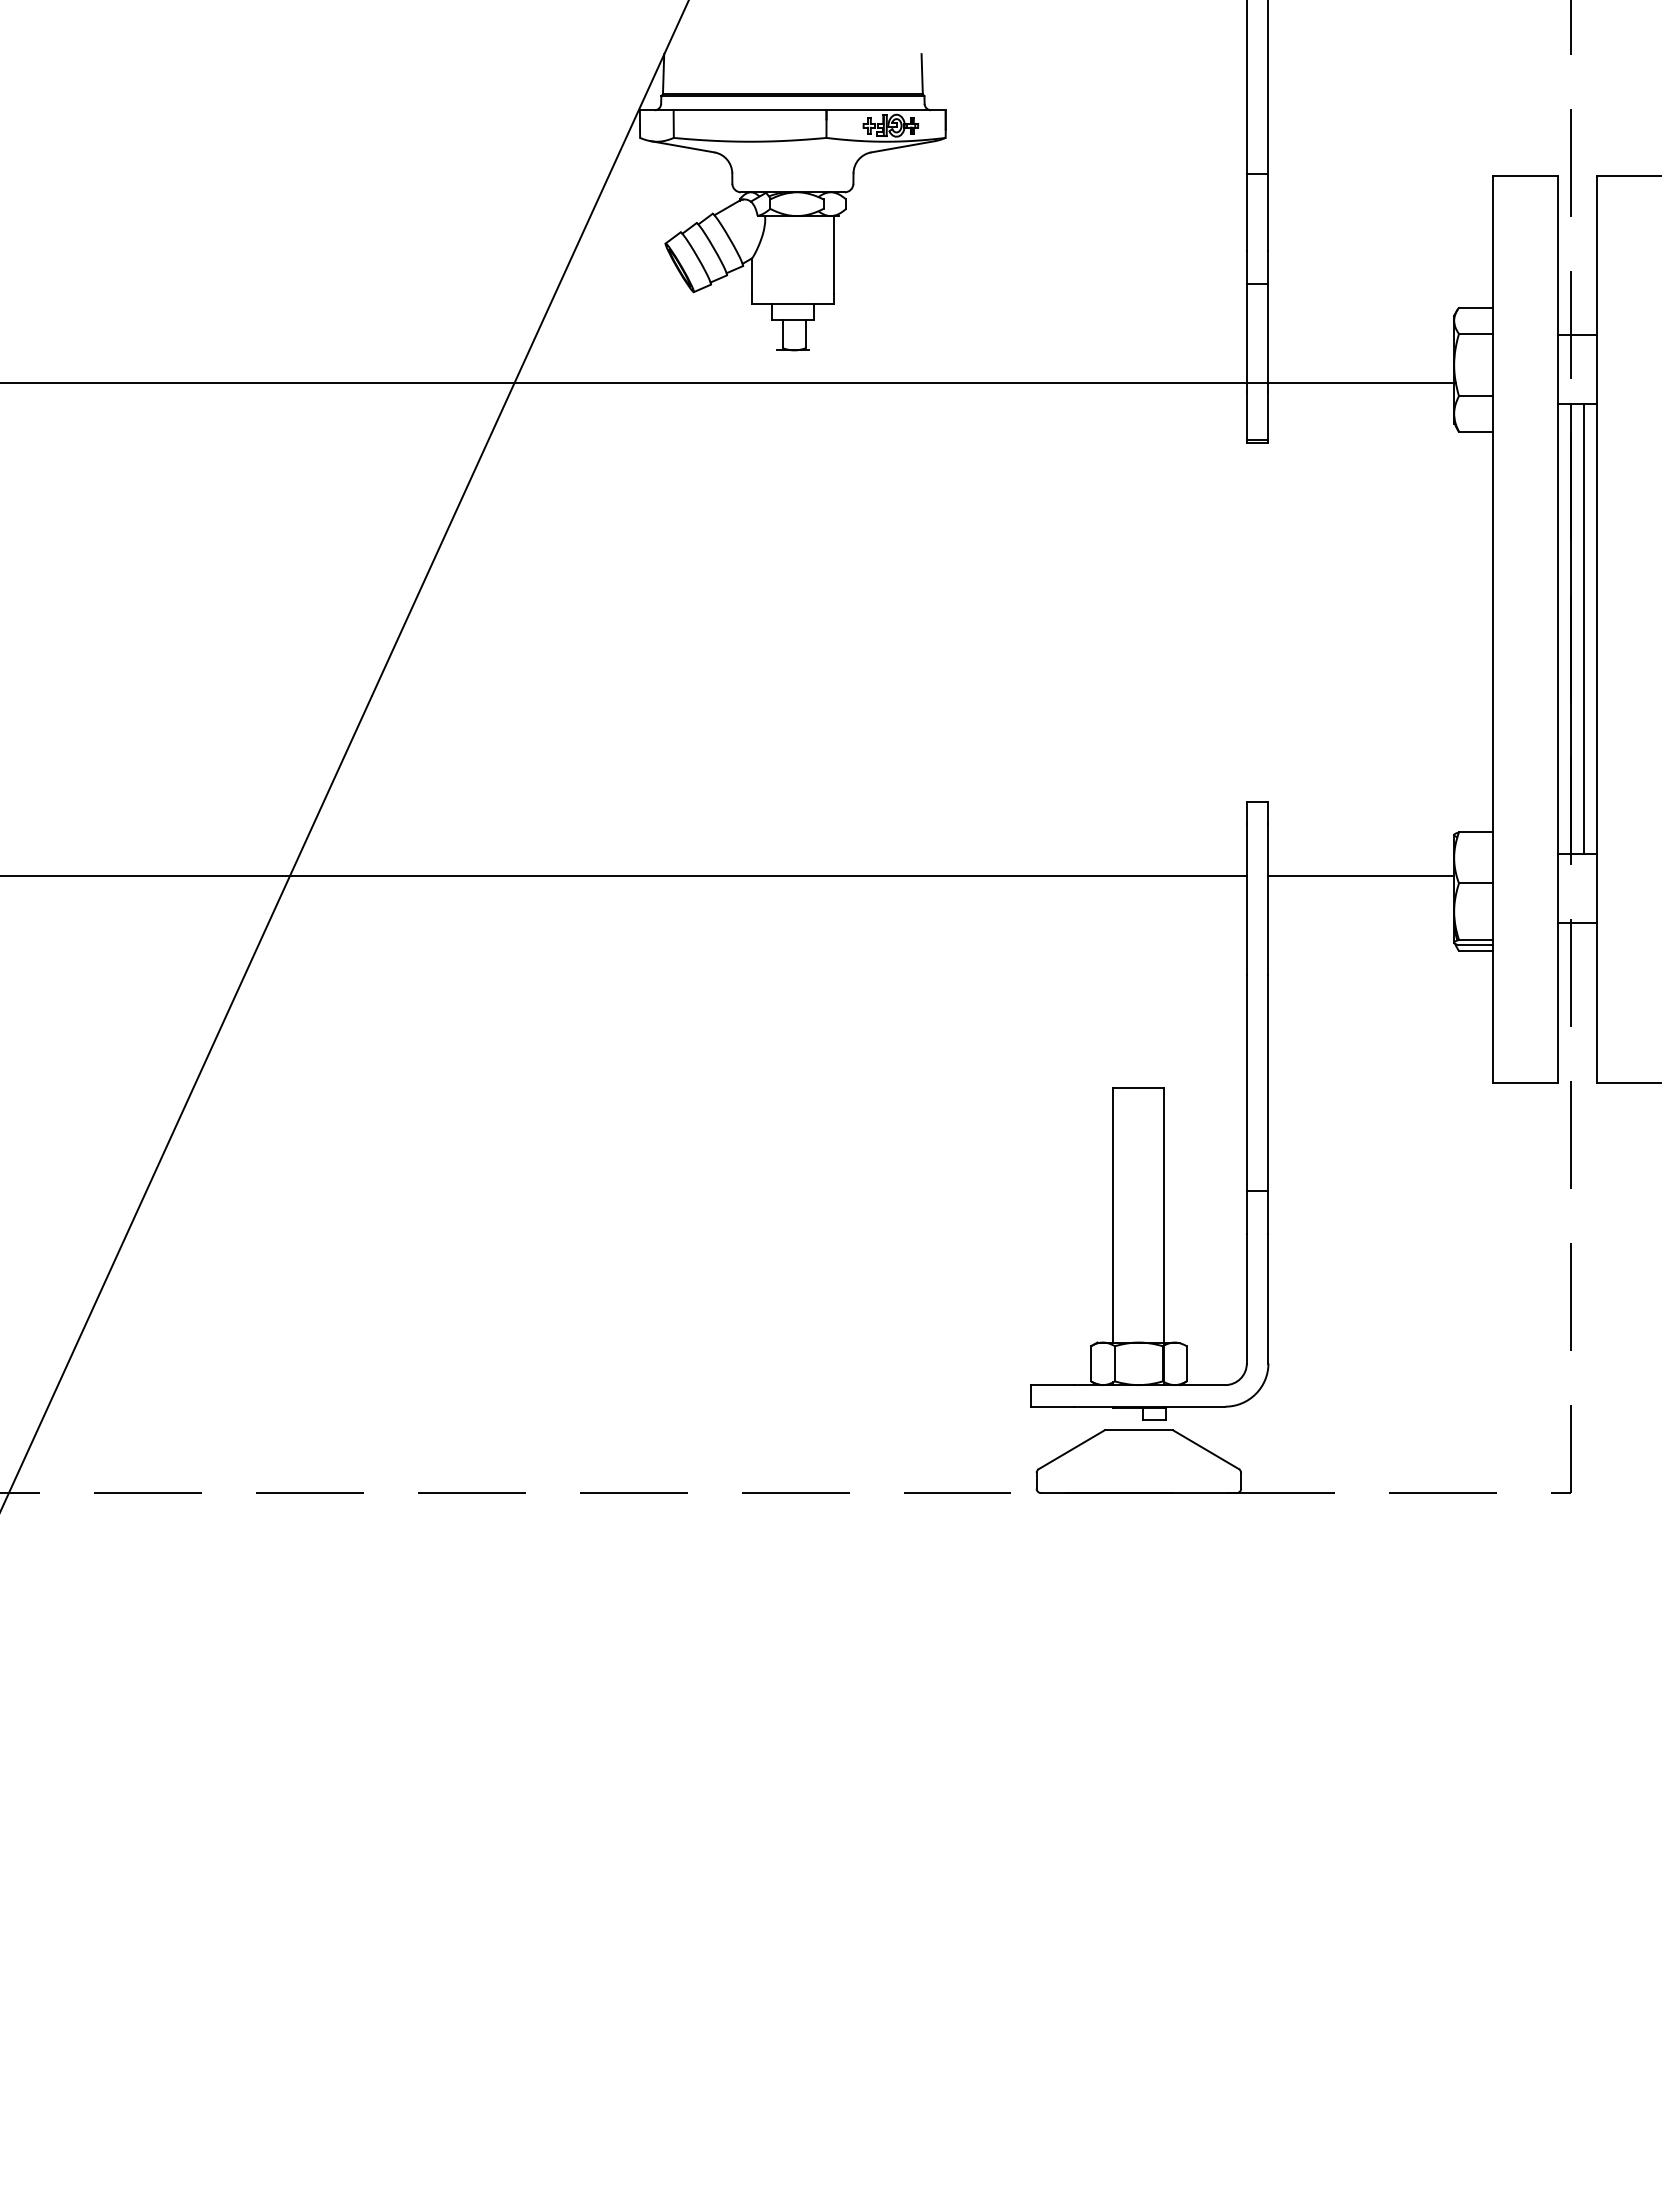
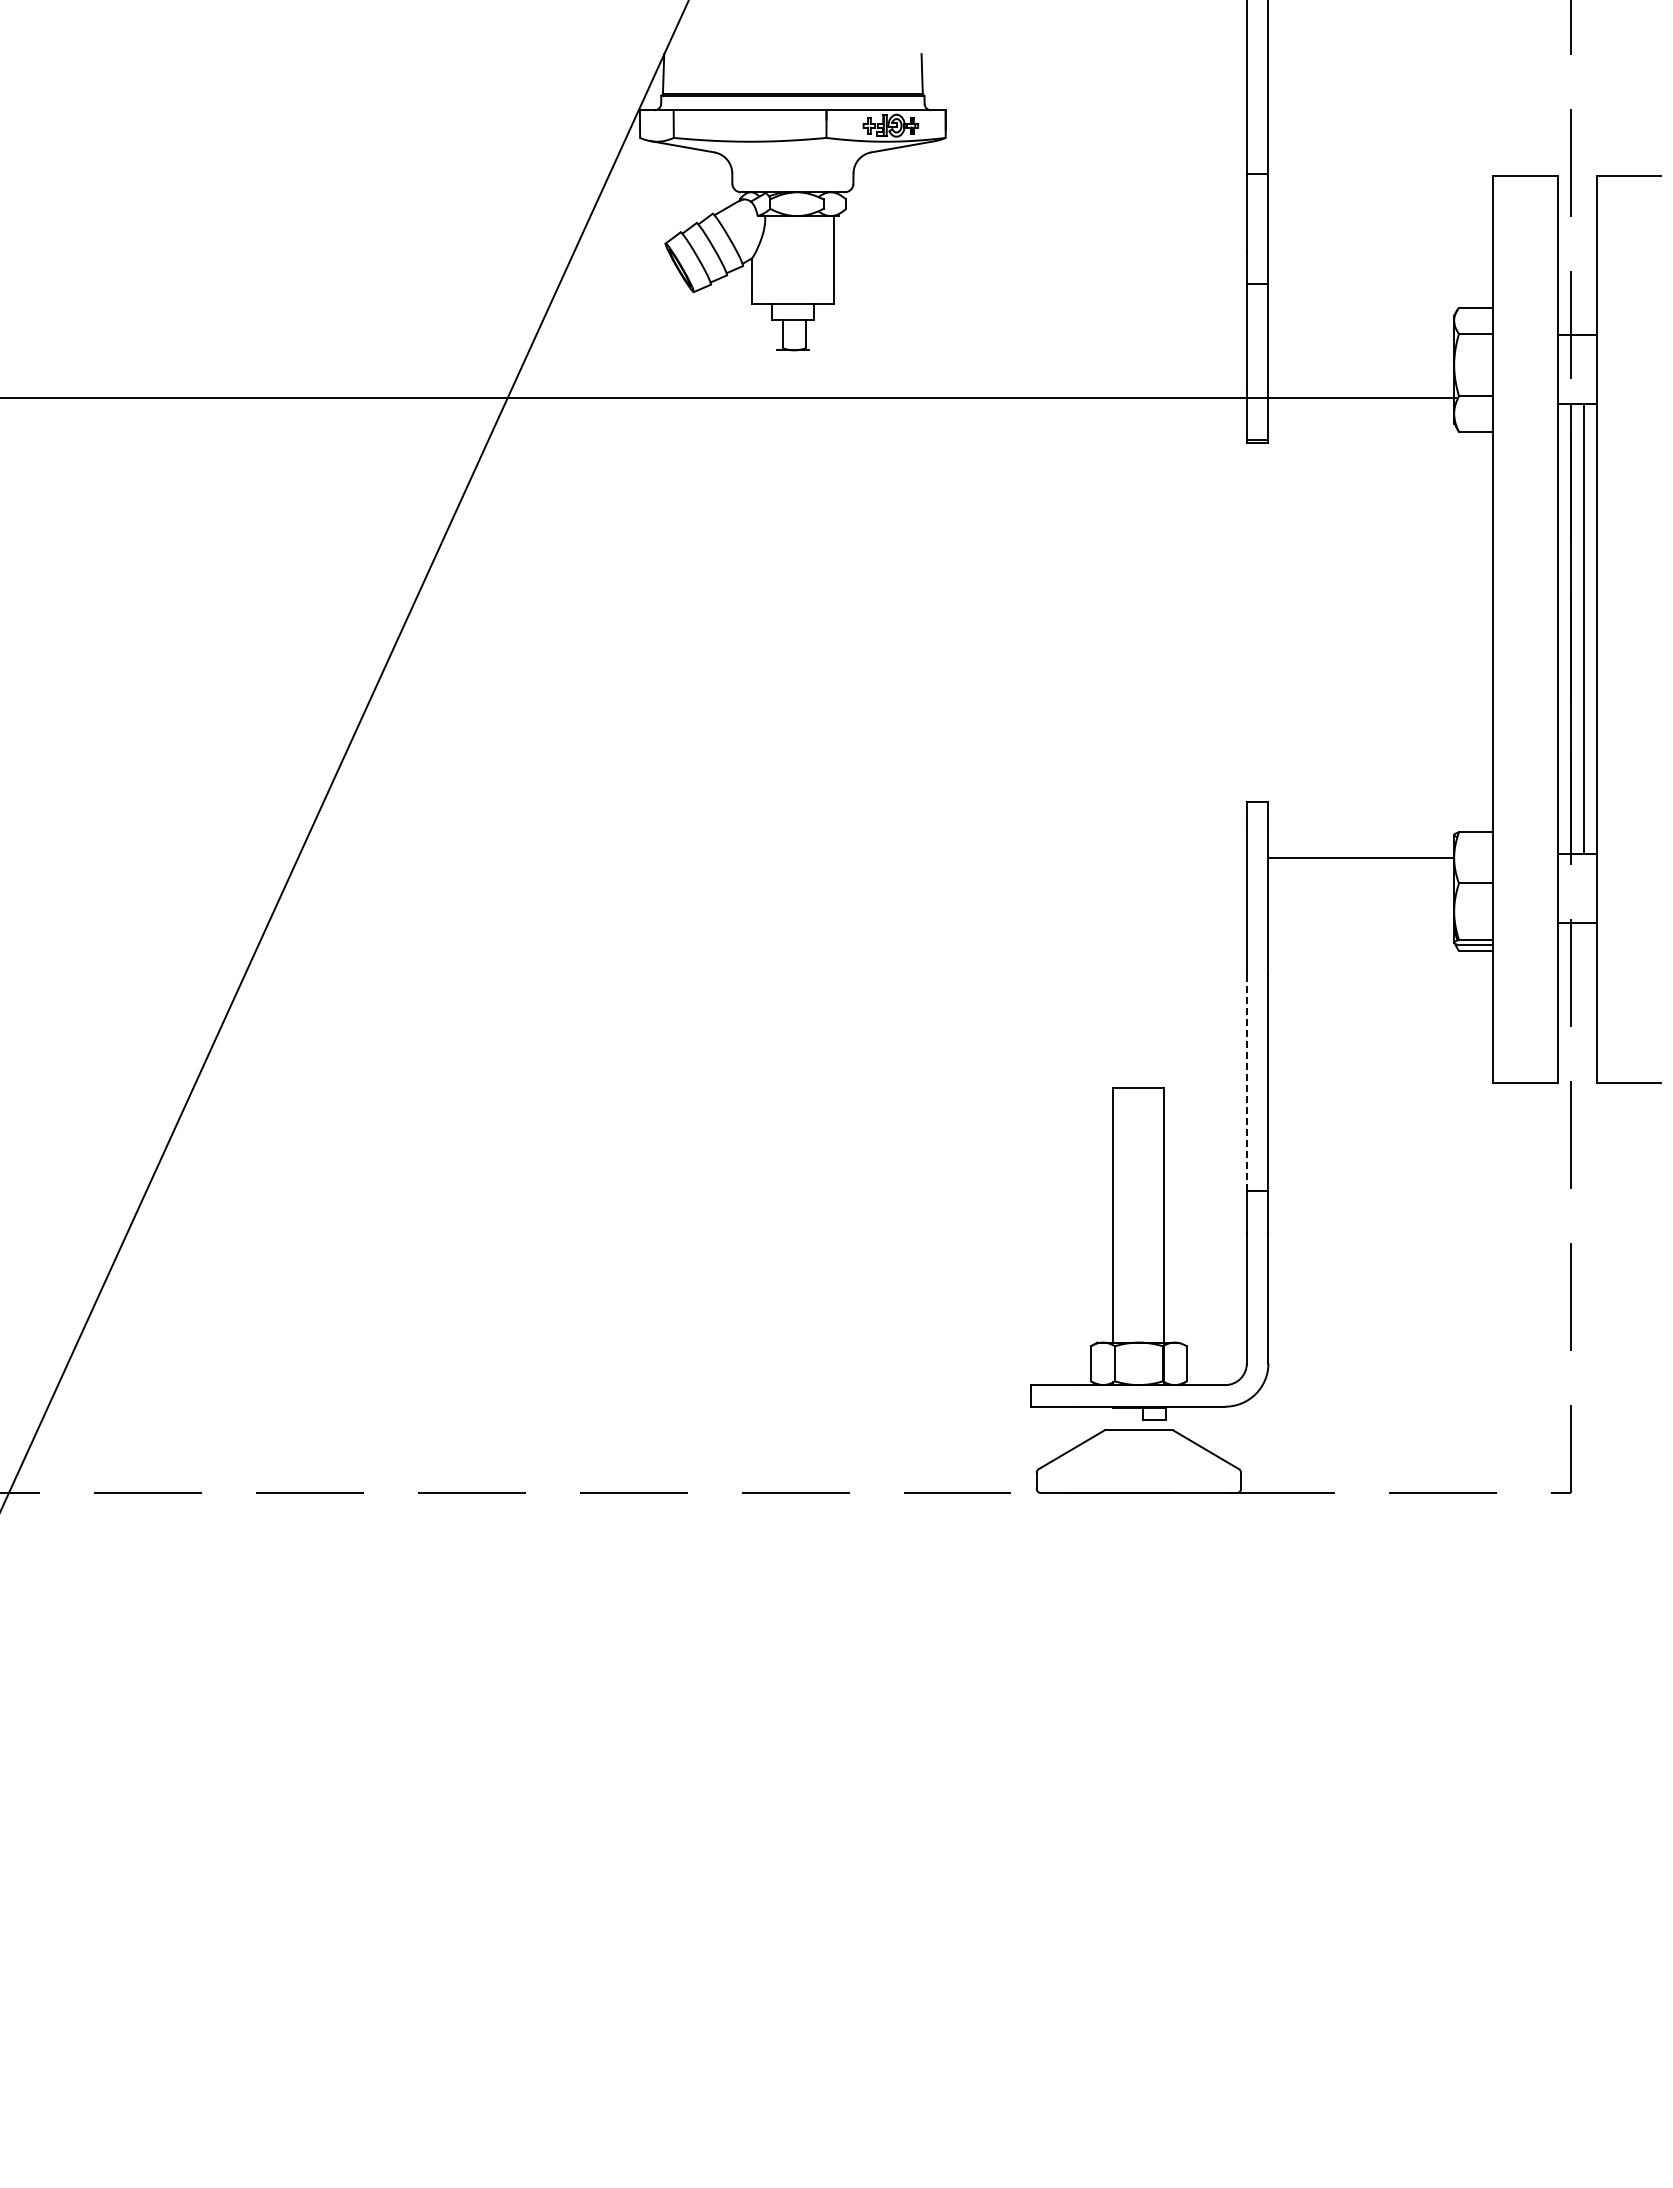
line position: (728, 382) -> (728, 397) (728, 397)
line: present -> none (624, 876)
line position: (1361, 876) -> (1361, 858) (1361, 858)
line: solid -> dashed (1246, 1082)
